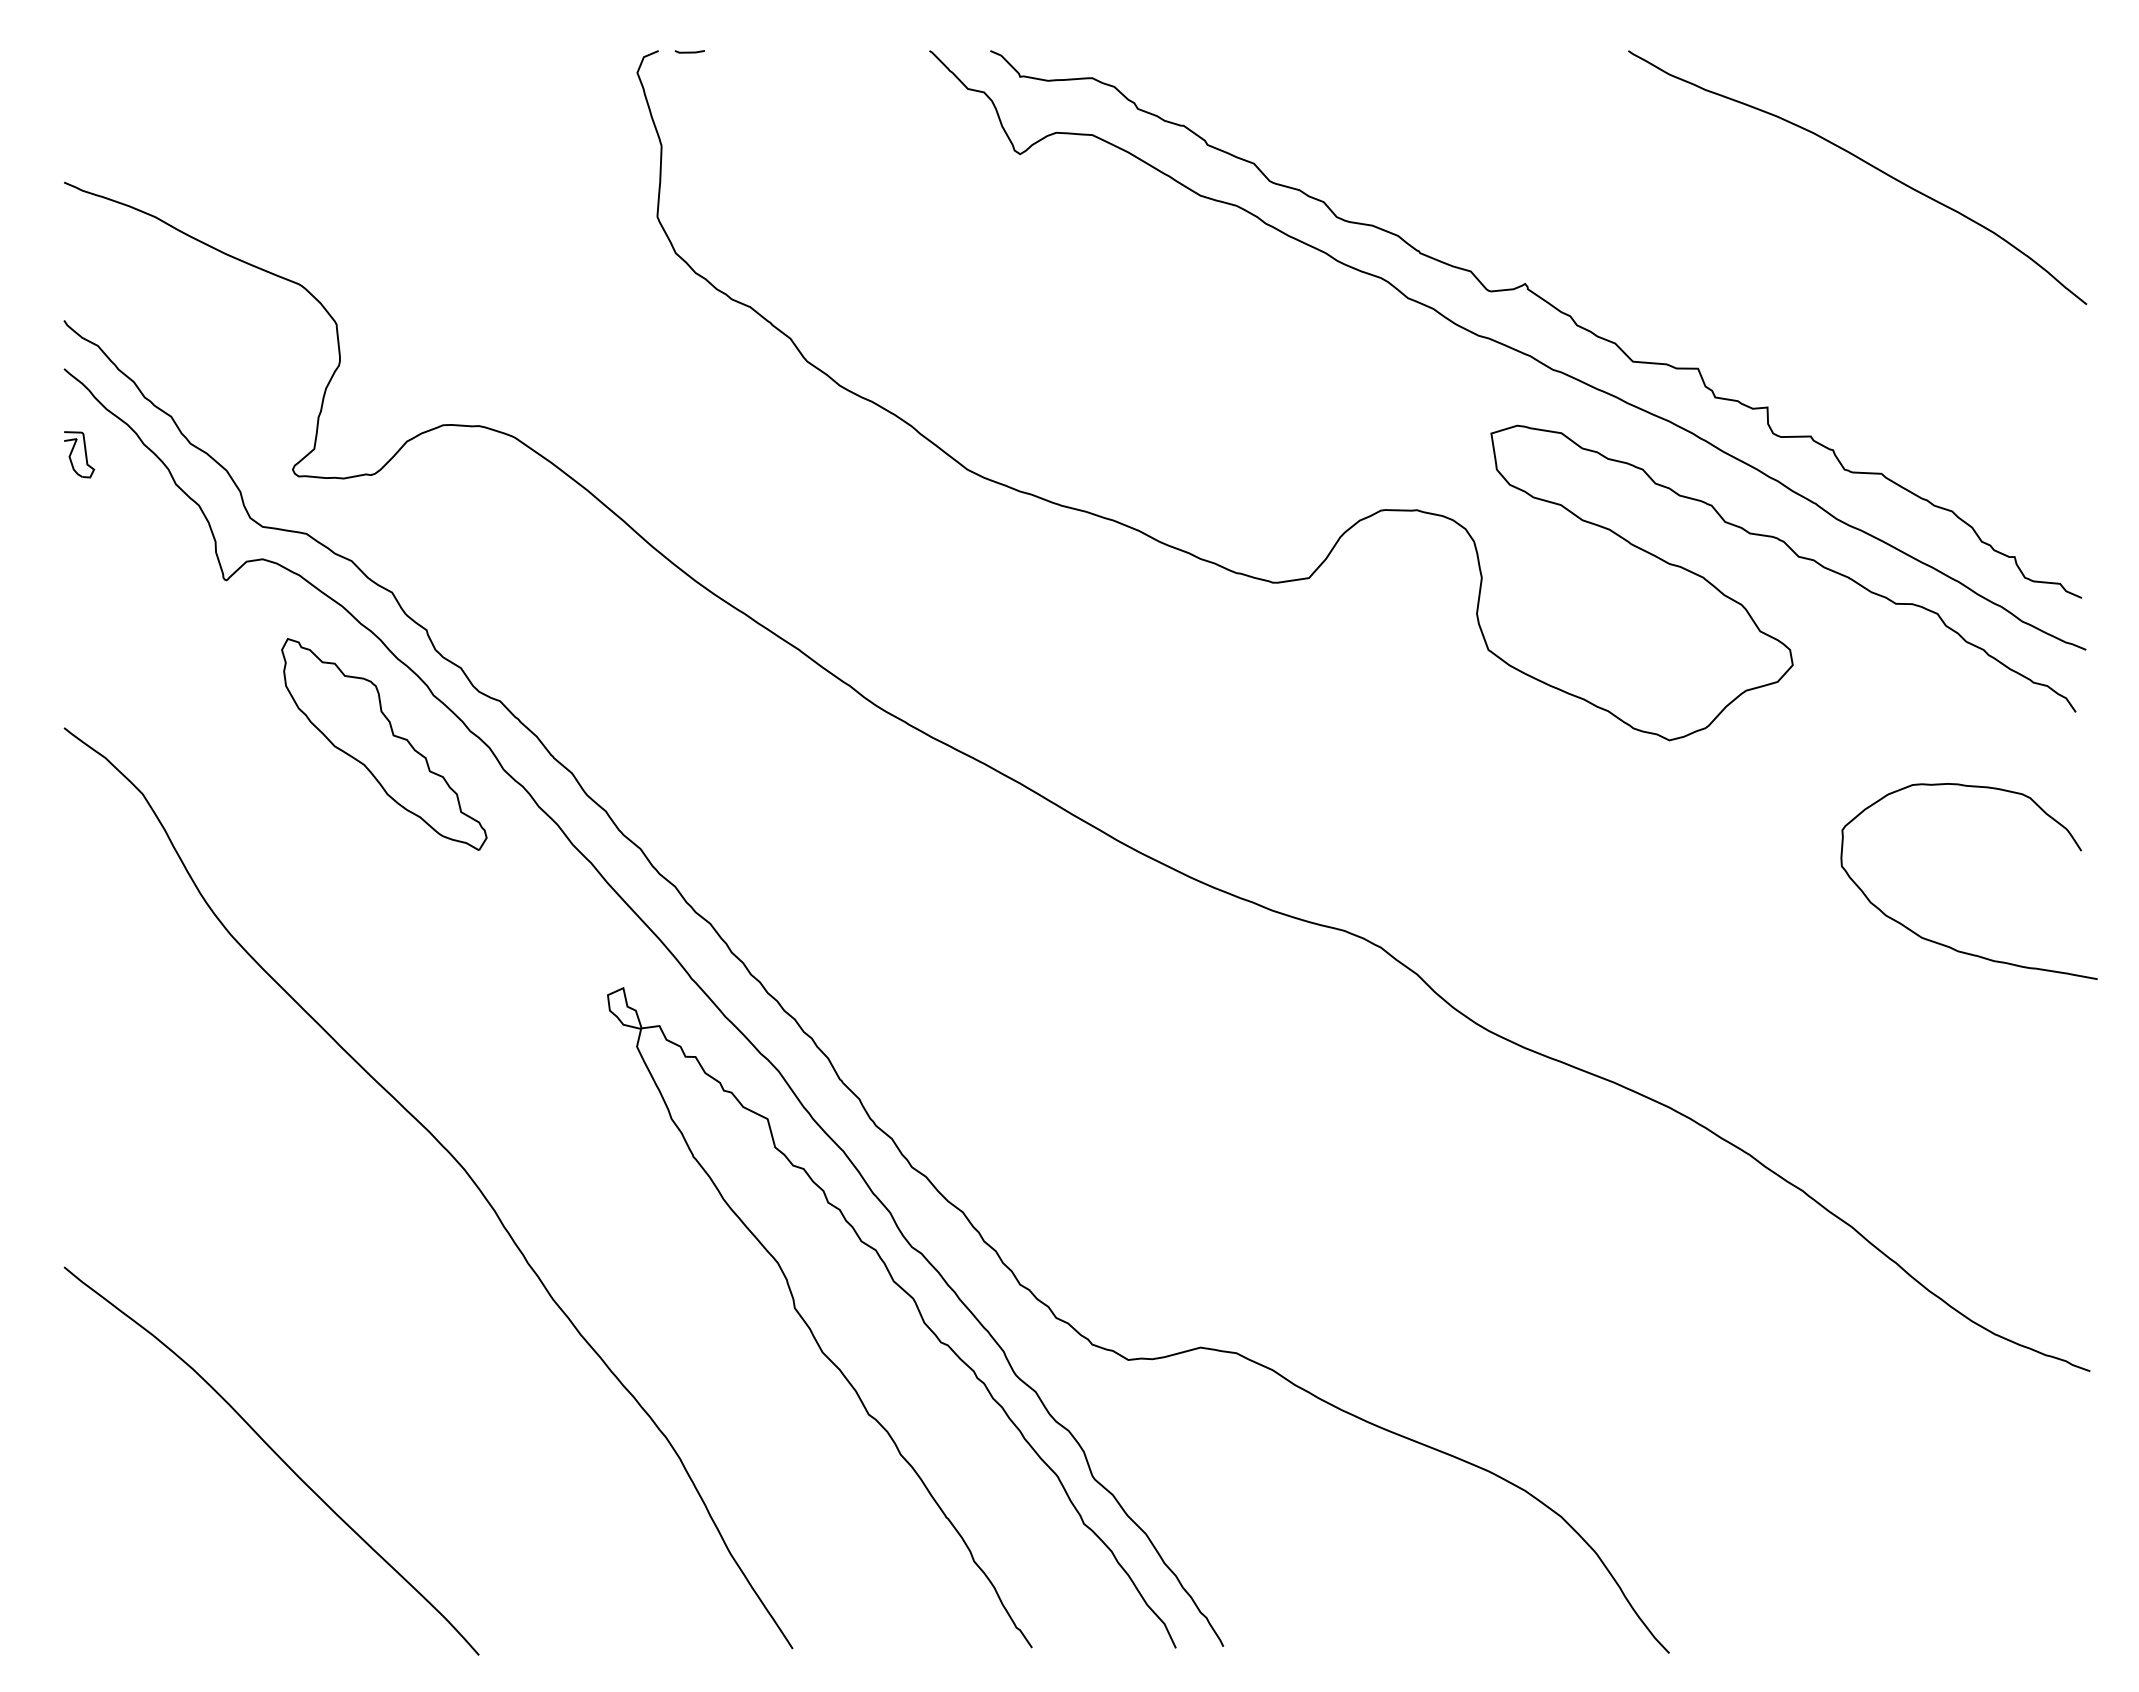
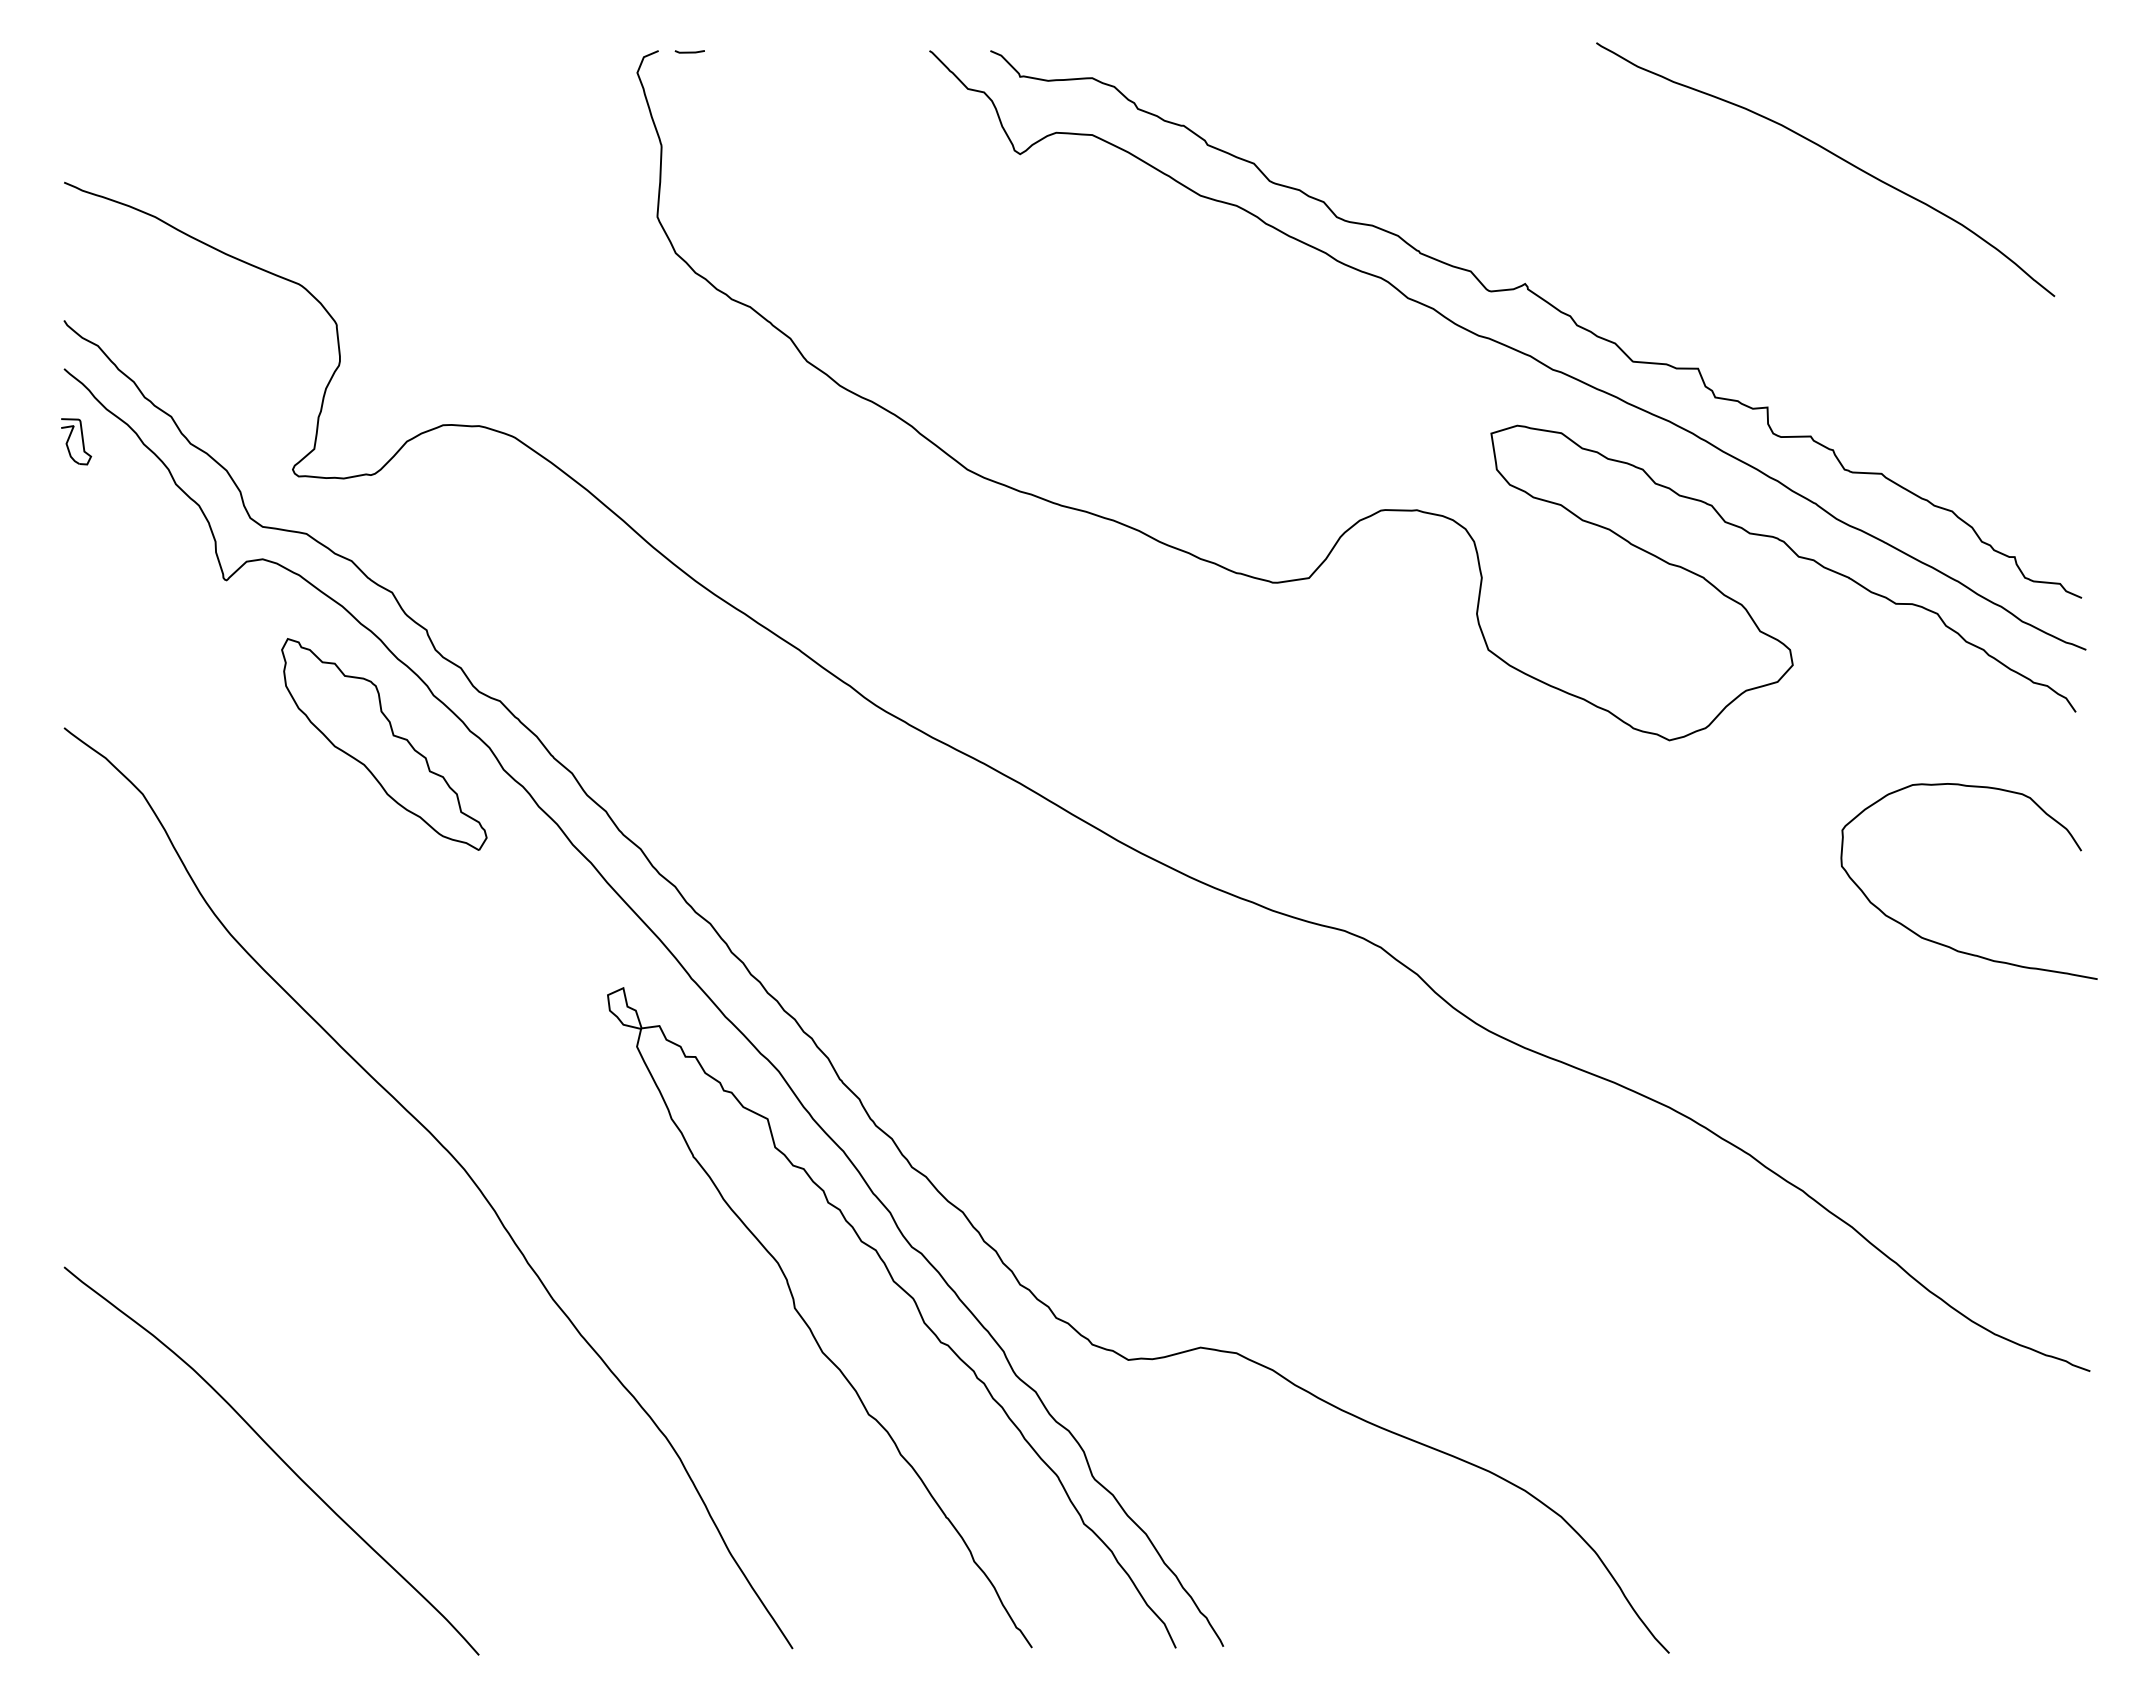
curve position: (1865, 163) -> (1833, 155) (1833, 155)
part position: (79, 454) -> (76, 441) (76, 441)
